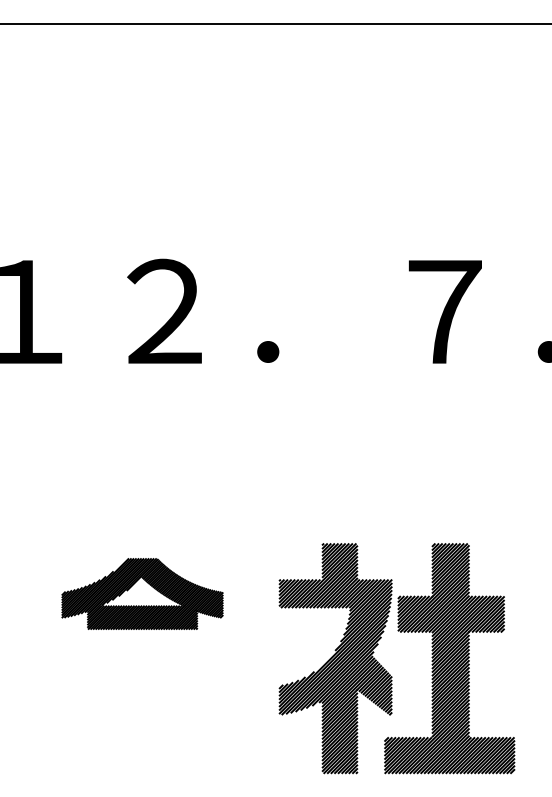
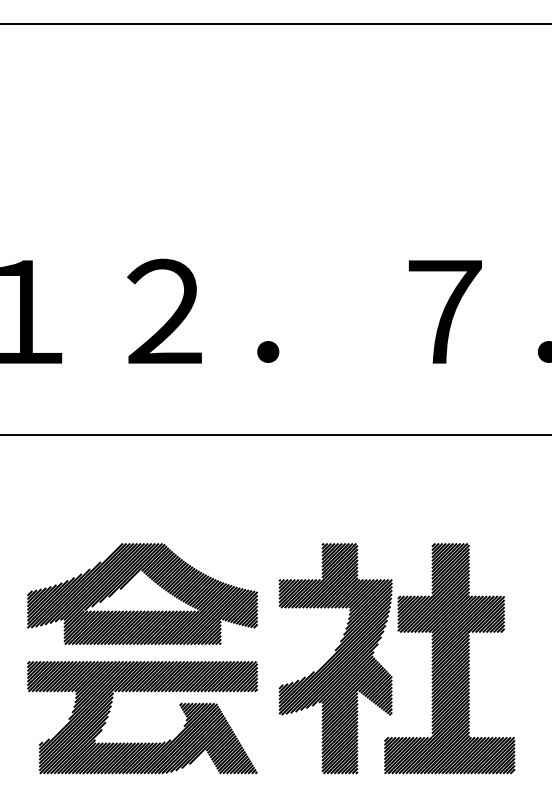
line: none -> present (275, 435)
part size: 163x72 px -> 231x102 px (142, 593)
part: none -> present (142, 742)
